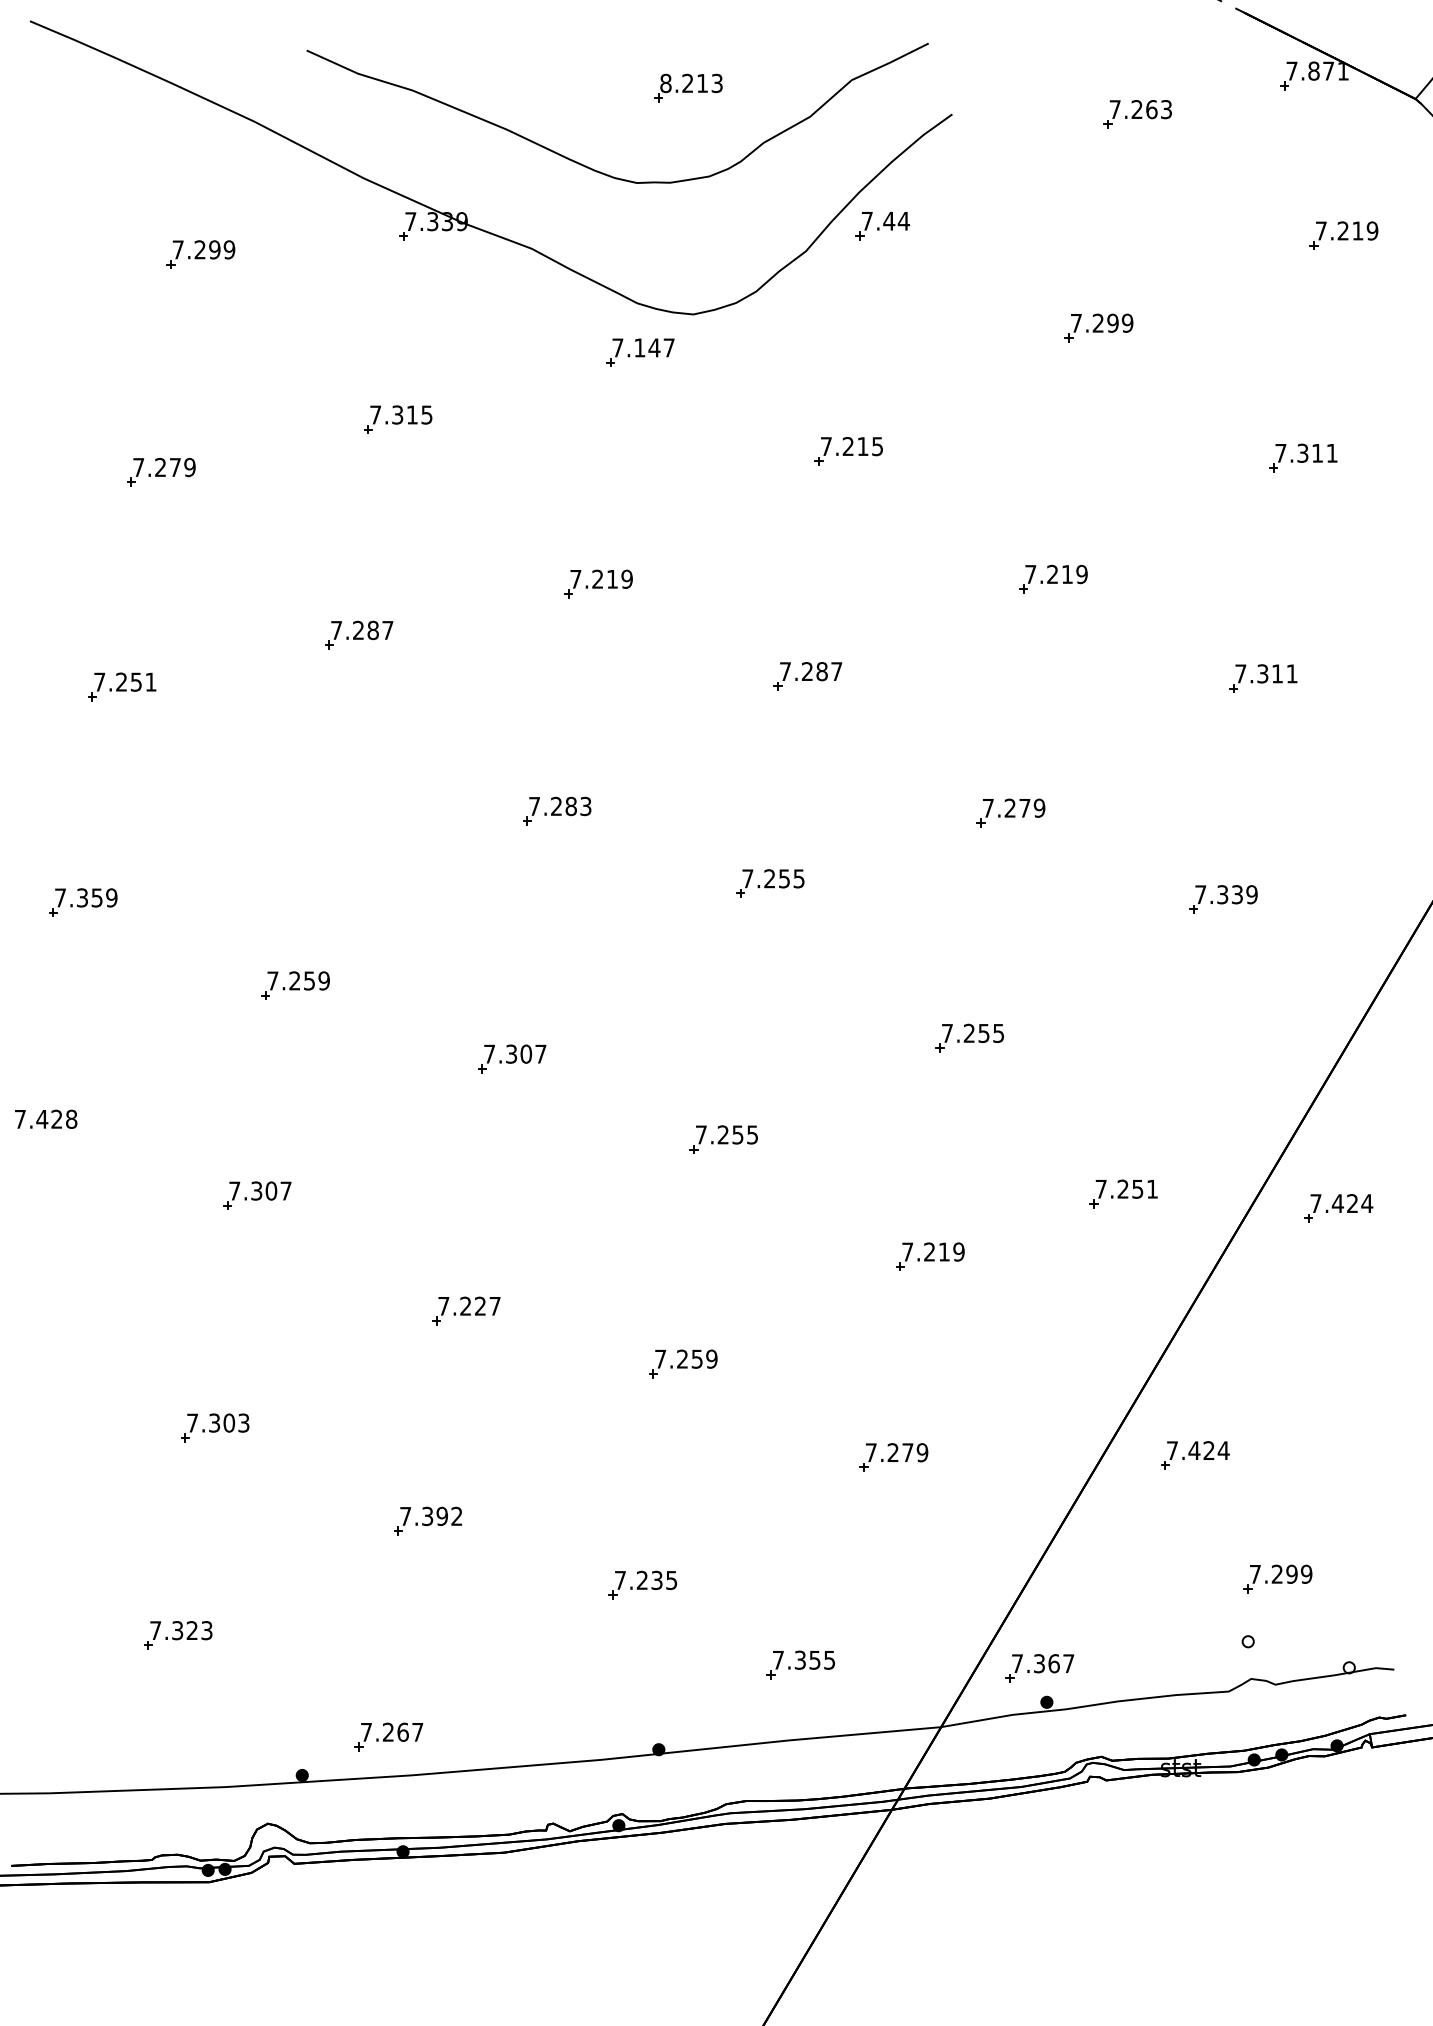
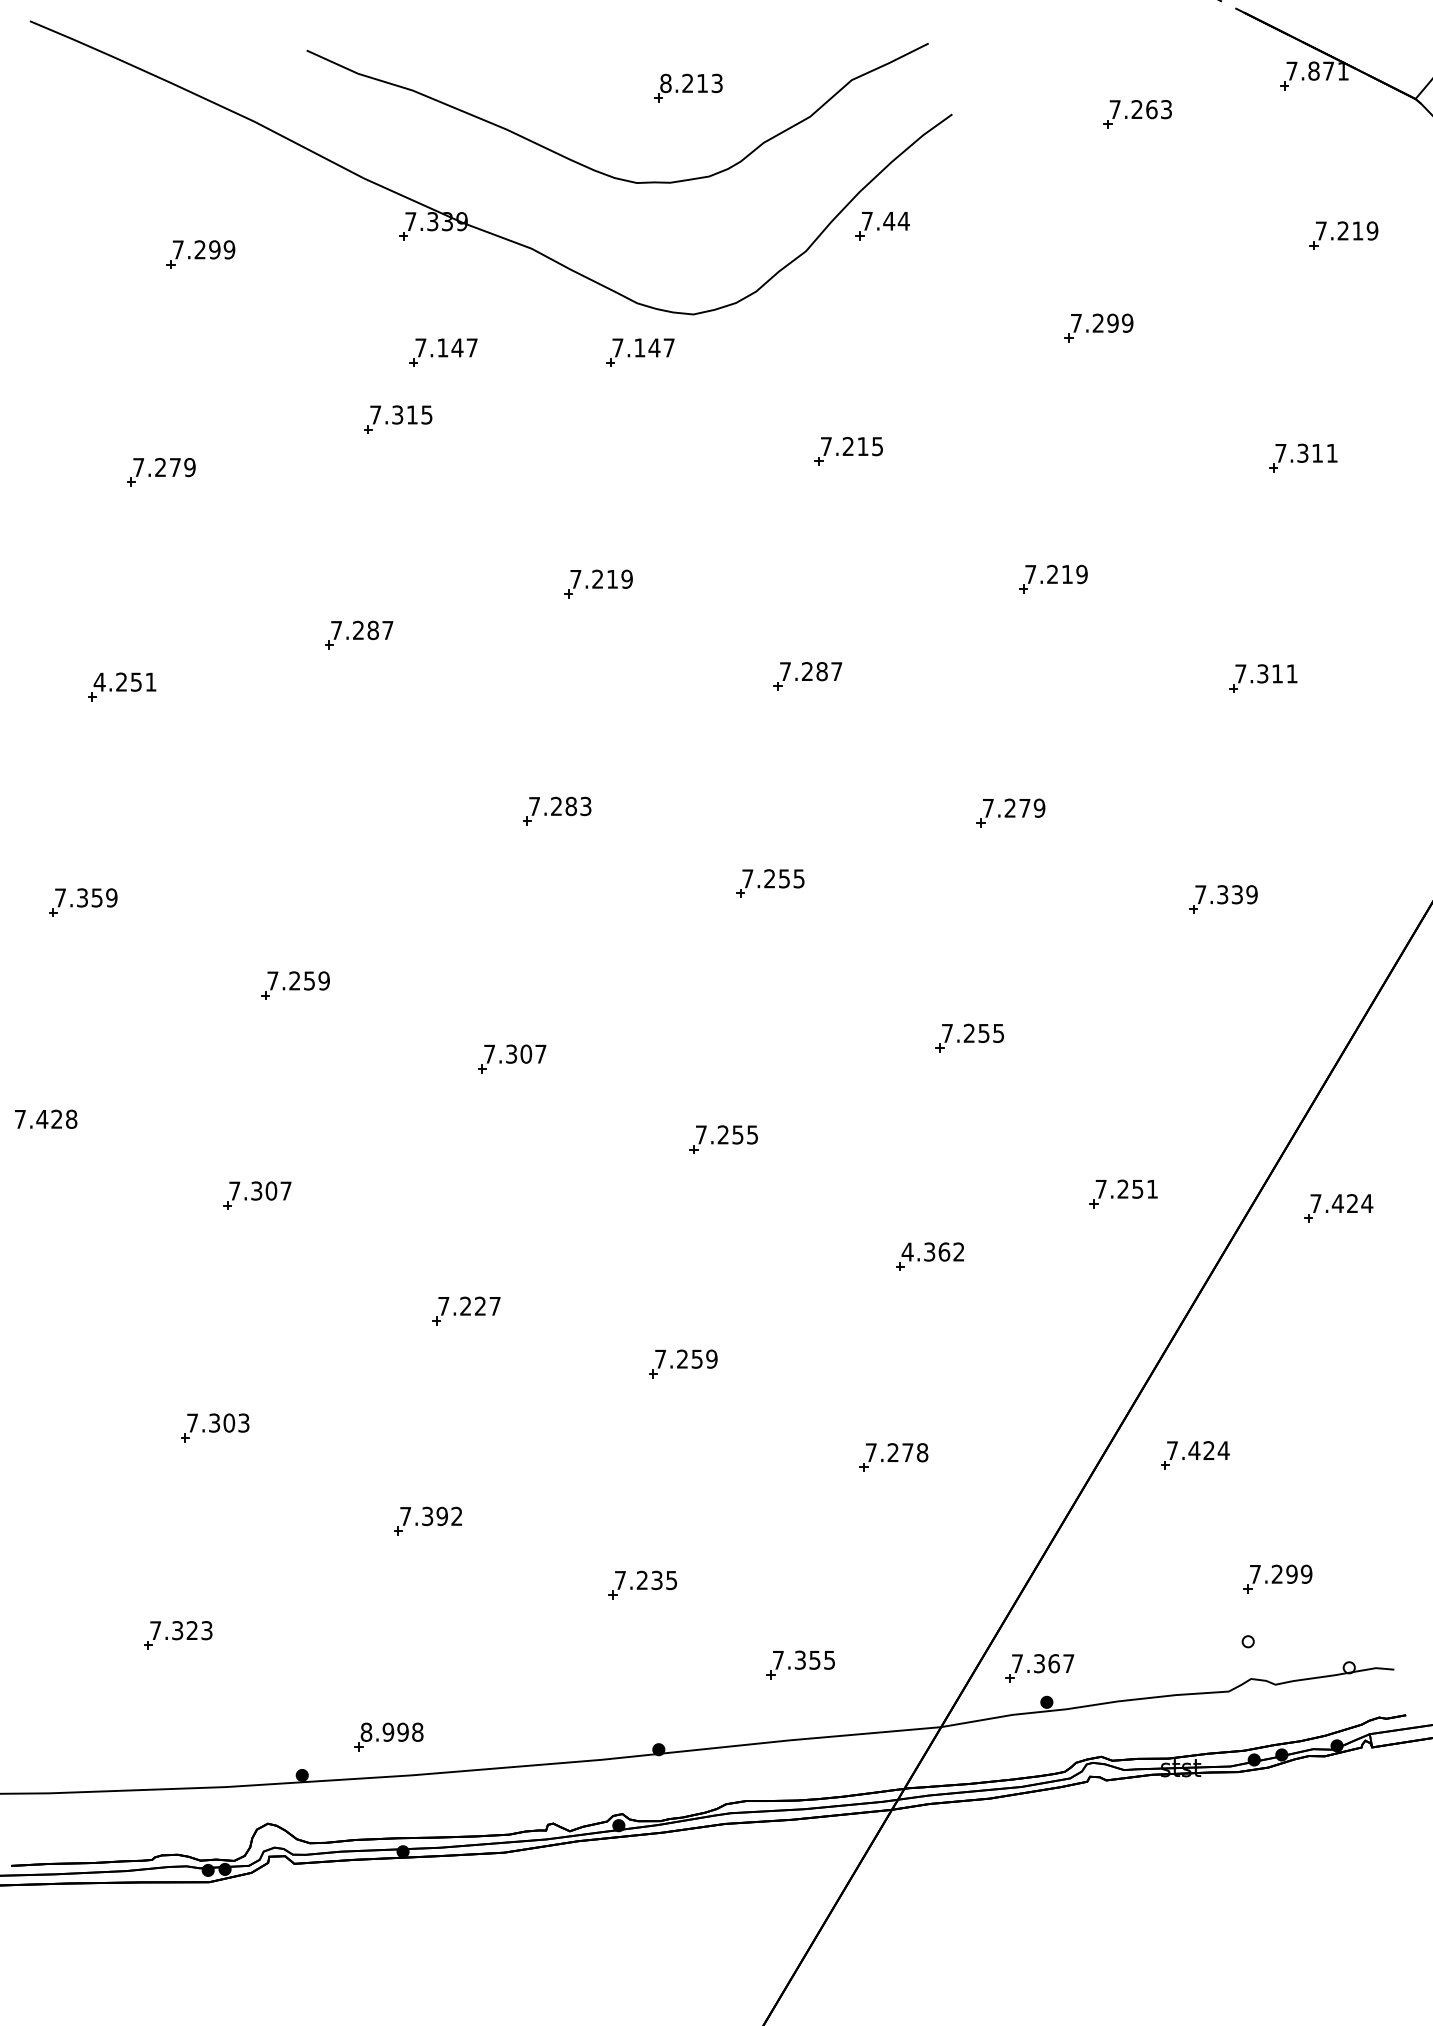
part: none -> present (443, 352)
text: 7.251 -> 4.251 (99, 681)
text: 7.219 -> 4.362 (932, 1251)
text: 7.279 -> 7.278 (922, 1452)
text: 7.267 -> 8.998 (391, 1731)
